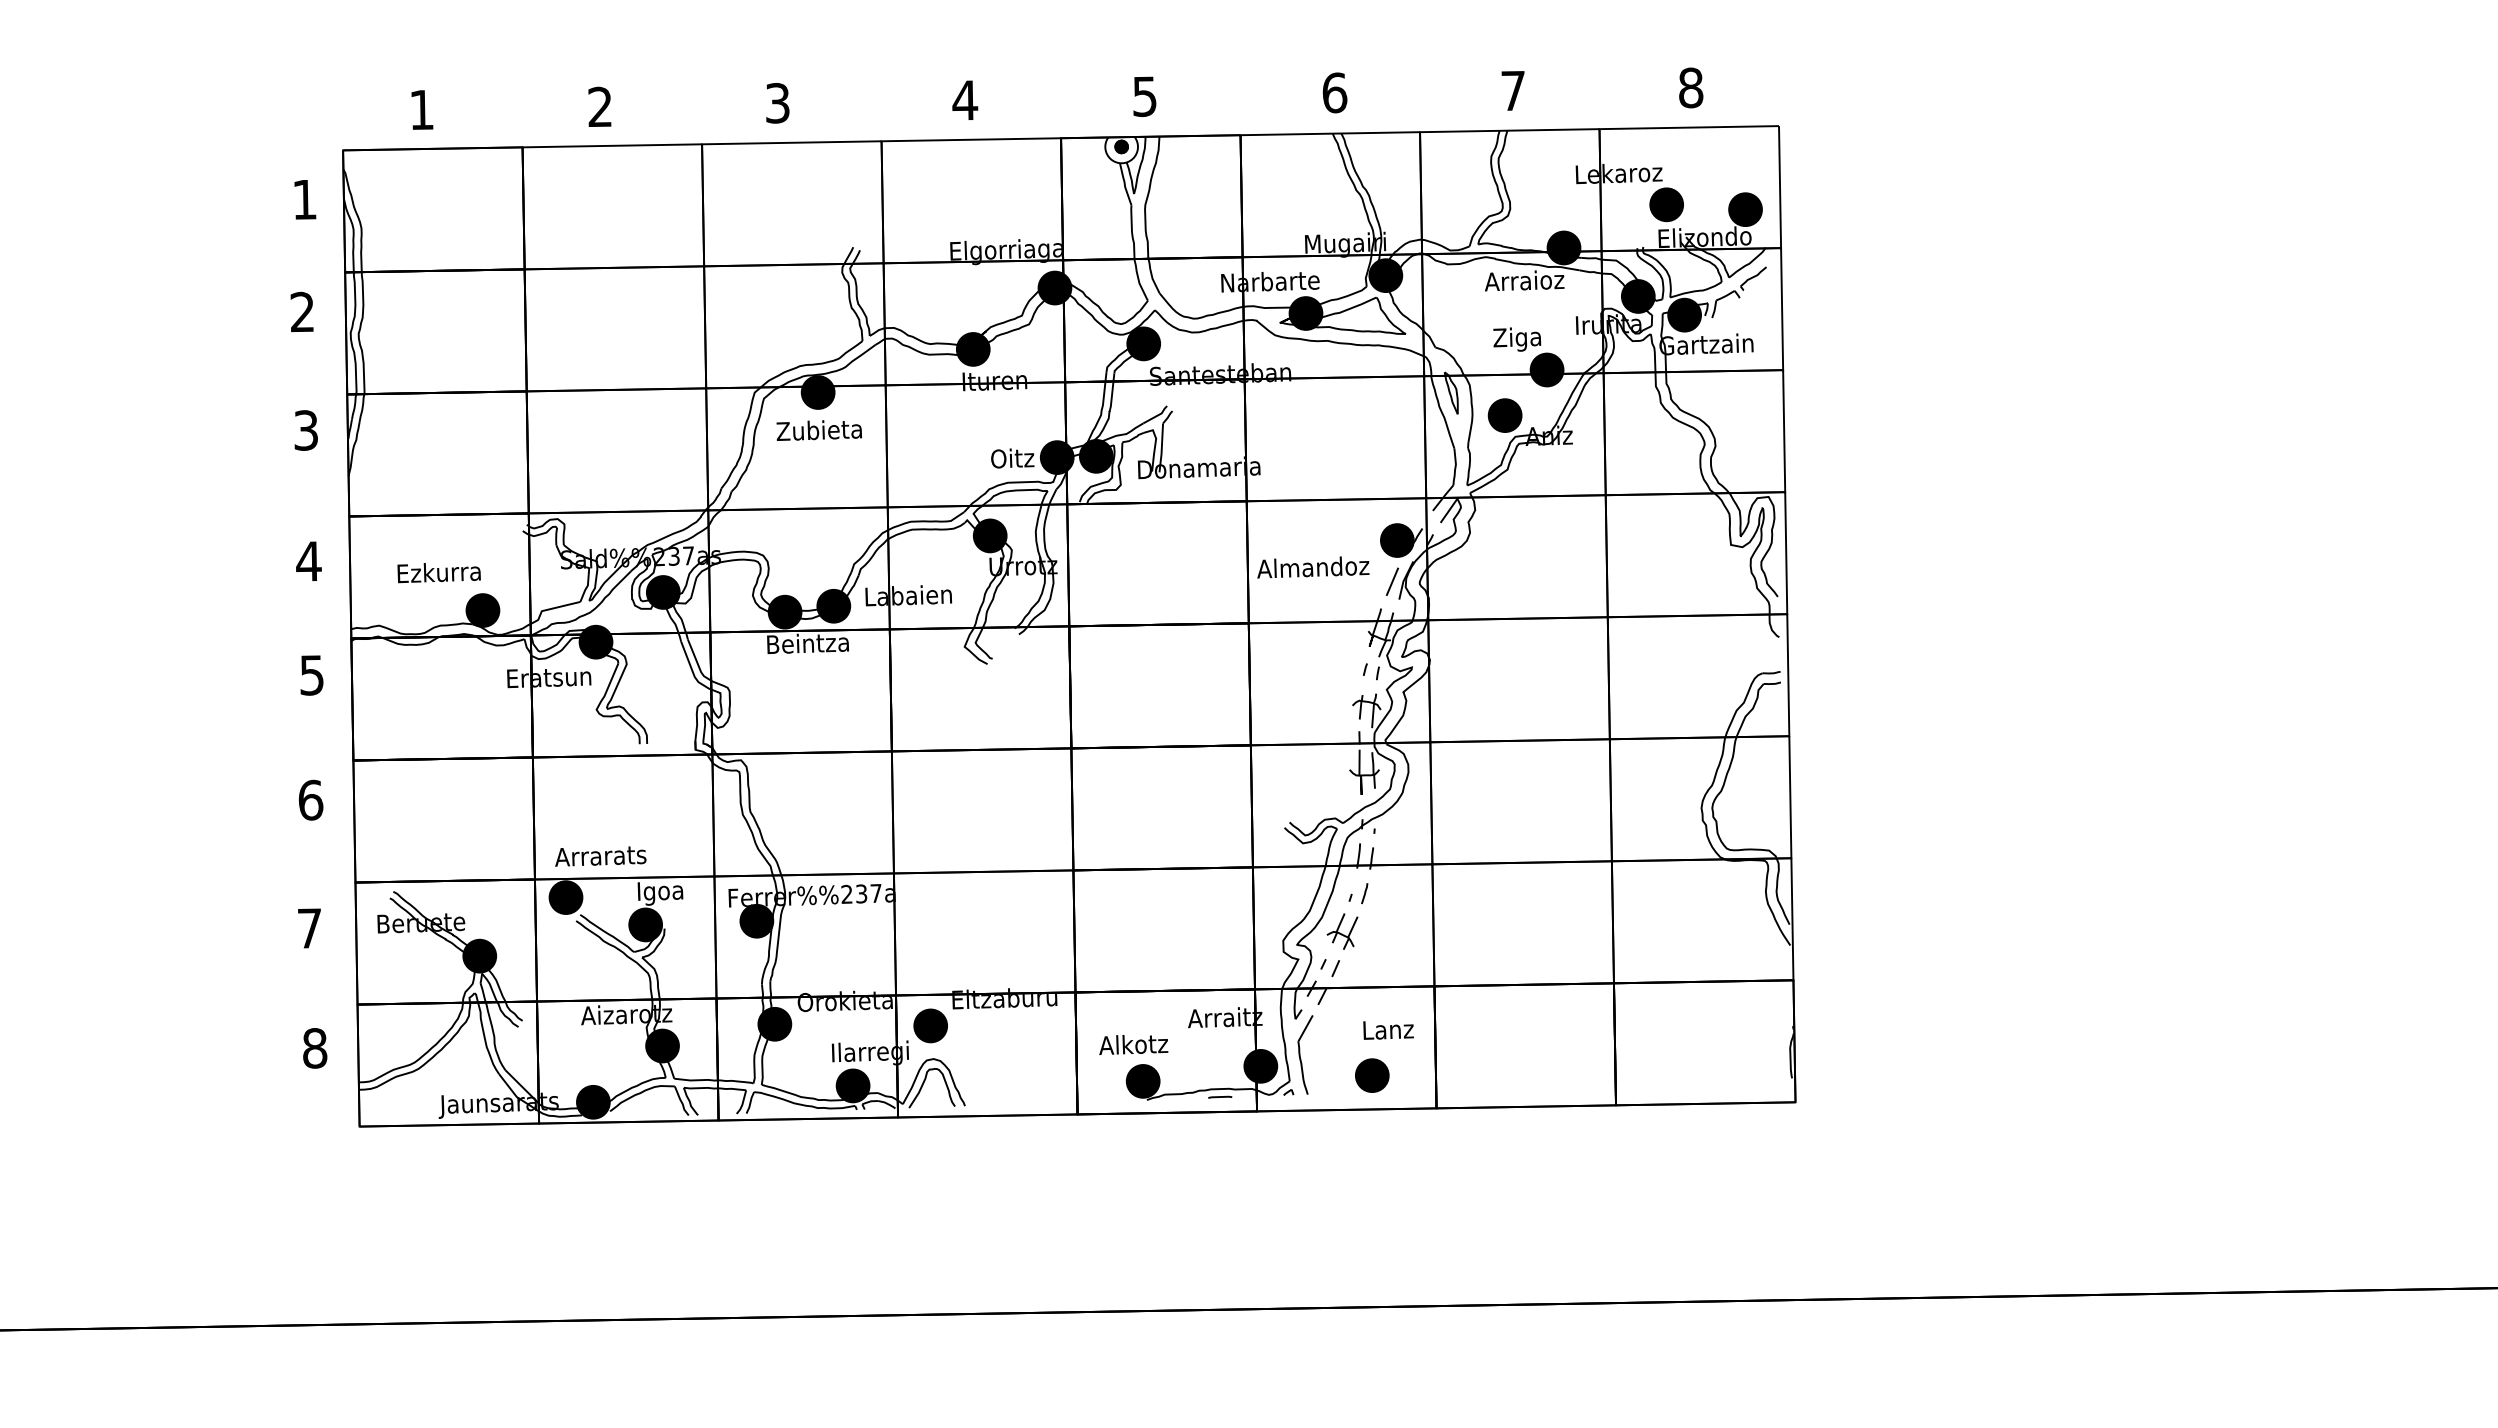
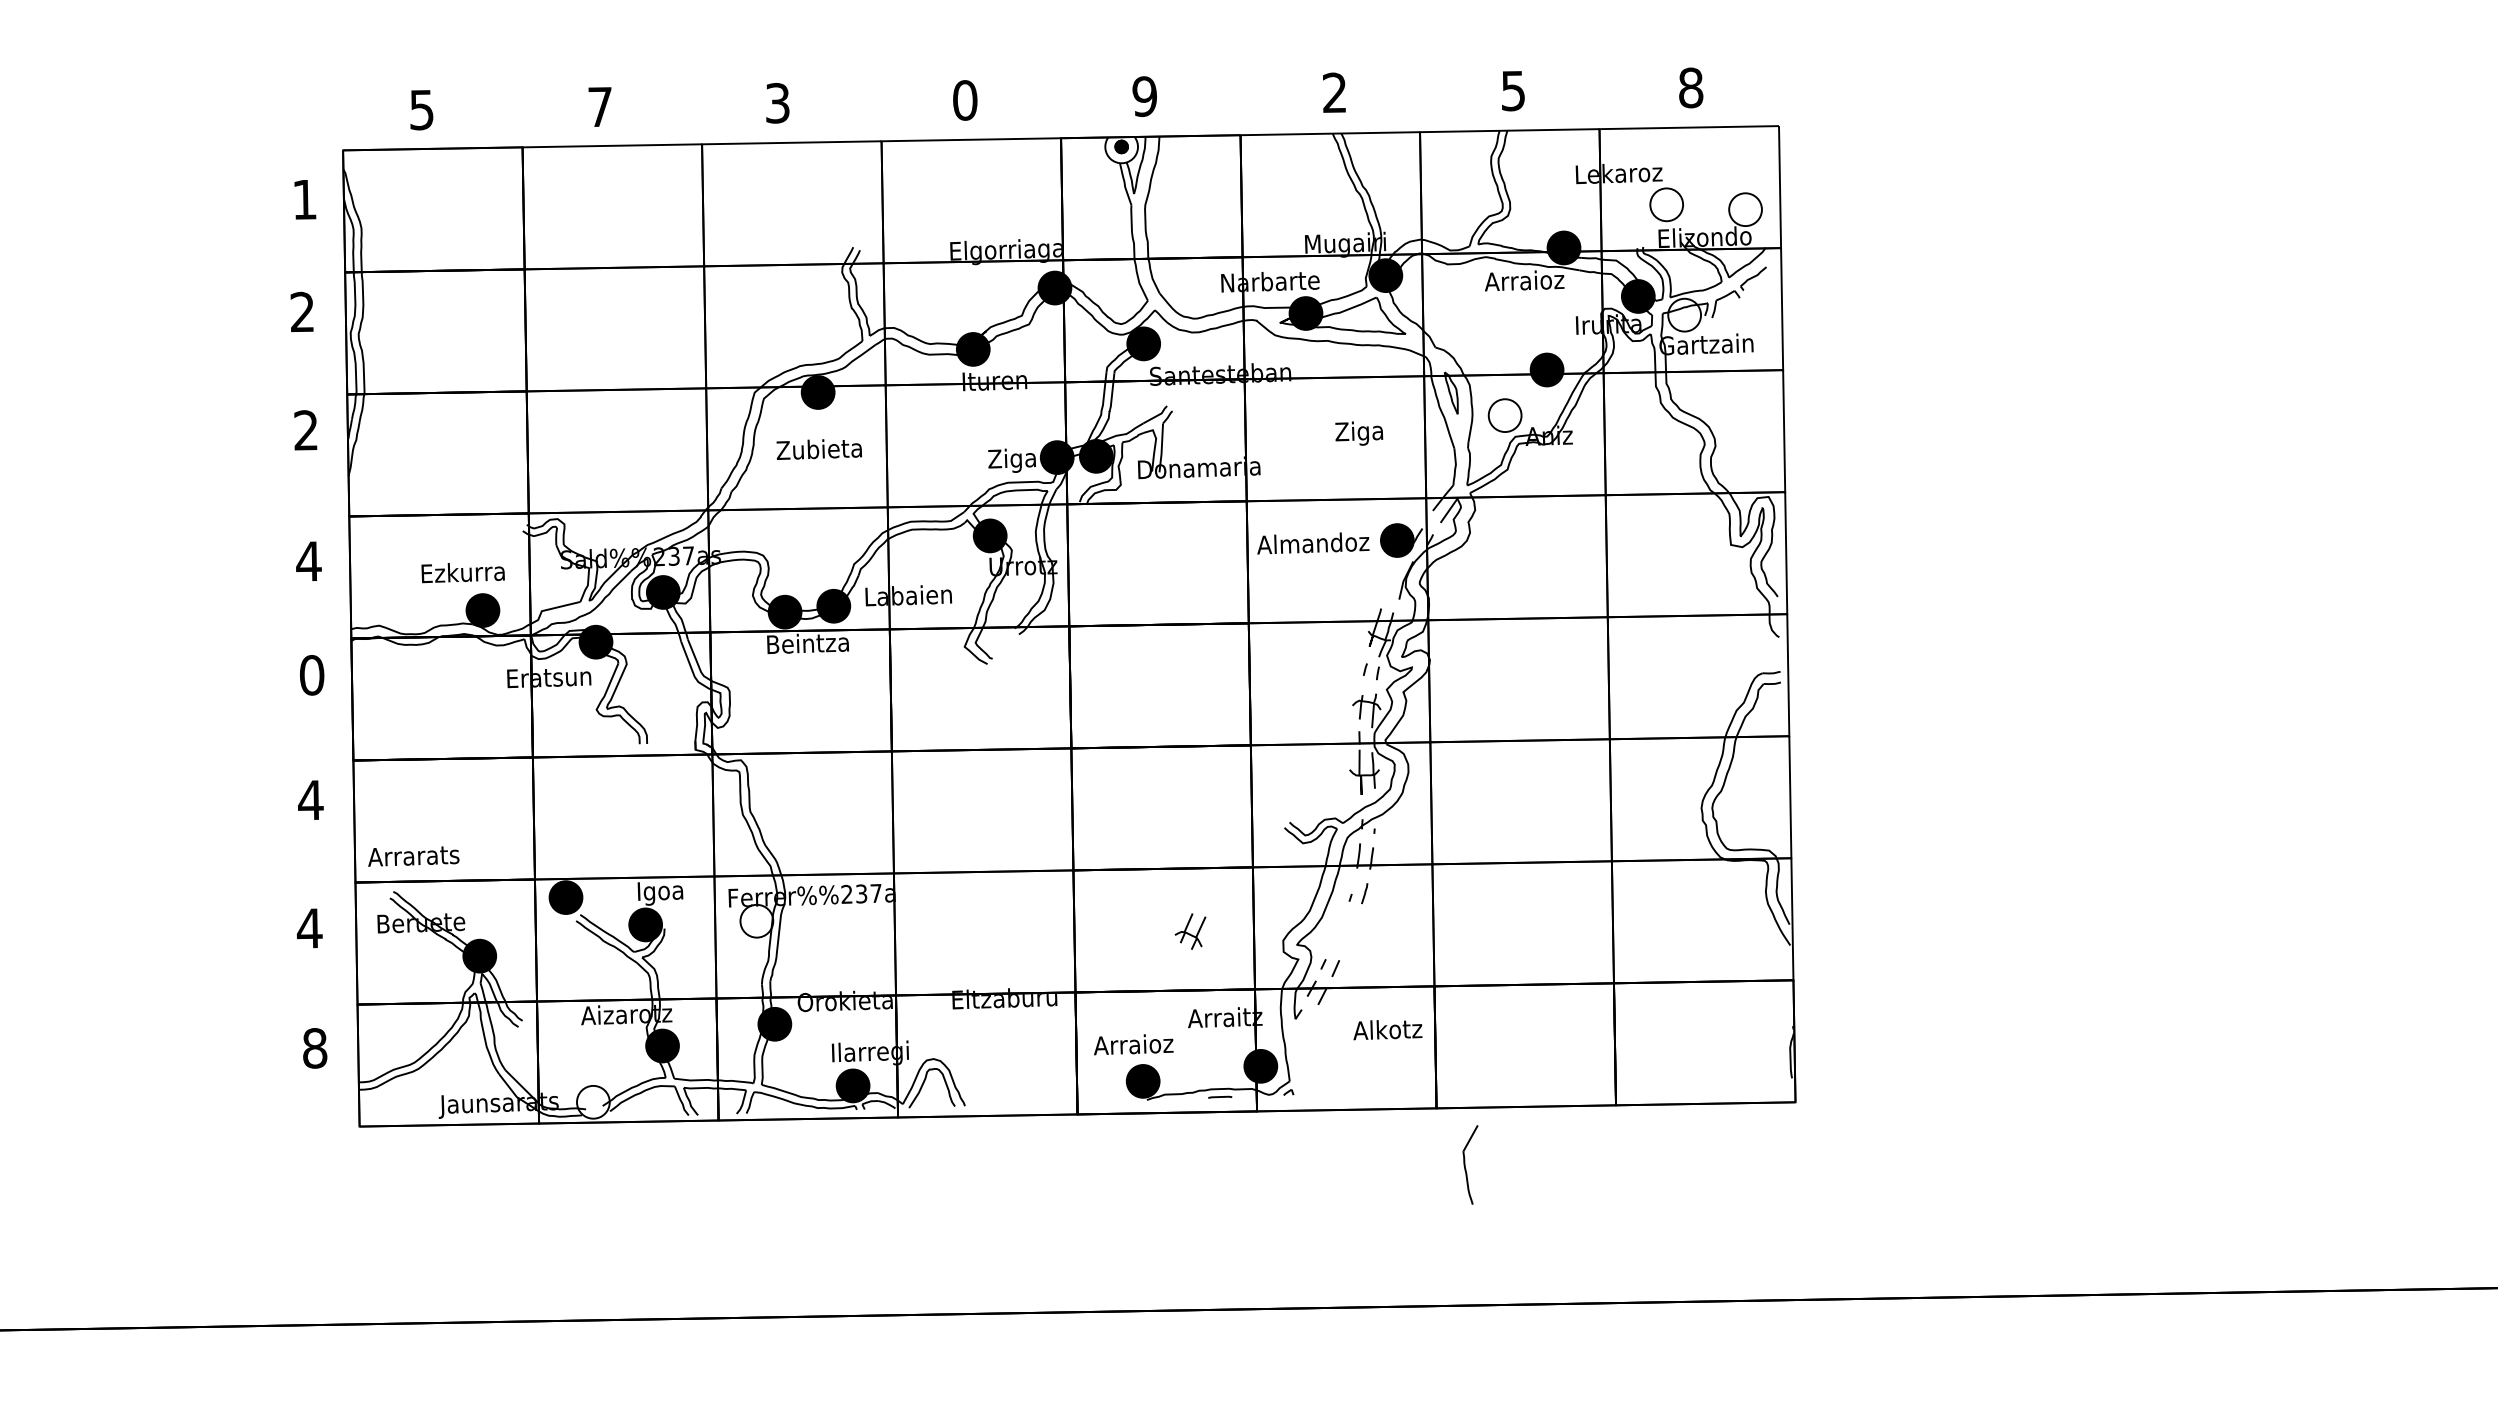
text: 7 -> 5 (1512, 91)
text: 6 -> 2 (1334, 92)
text: 5 -> 9 (1144, 96)
text: 4 -> 0 (965, 100)
text: 2 -> 7 (599, 106)
text: 1 -> 5 (421, 110)
fill: present -> none (1666, 204)
fill: present -> none (1745, 209)
fill: present -> none (1684, 314)
text position: (1517, 339) -> (1359, 433) (1359, 433)
fill: present -> none (1504, 415)
text: 3 -> 2 (305, 430)
text position: (818, 430) -> (818, 449) (818, 449)
text: Oitz -> Ziga (1011, 460)
text position: (1313, 567) -> (1313, 543) (1313, 543)
text position: (438, 573) -> (462, 573) (462, 573)
line: present -> none (1392, 581)
text: 5 -> 0 (312, 675)
text: 6 -> 4 (310, 799)
text position: (600, 856) -> (413, 856) (413, 856)
fill: present -> none (756, 920)
text: 7 -> 4 (309, 928)
part position: (1342, 931) -> (1190, 931) (1190, 931)
part: present -> none (930, 1025)
text: Lanz -> Alkotz (1387, 1030)
text: Alkotz -> Arraioz (1133, 1044)
part position: (1305, 1054) -> (1470, 1164) (1470, 1164)
part: present -> none (1372, 1075)
fill: present -> none (592, 1101)
